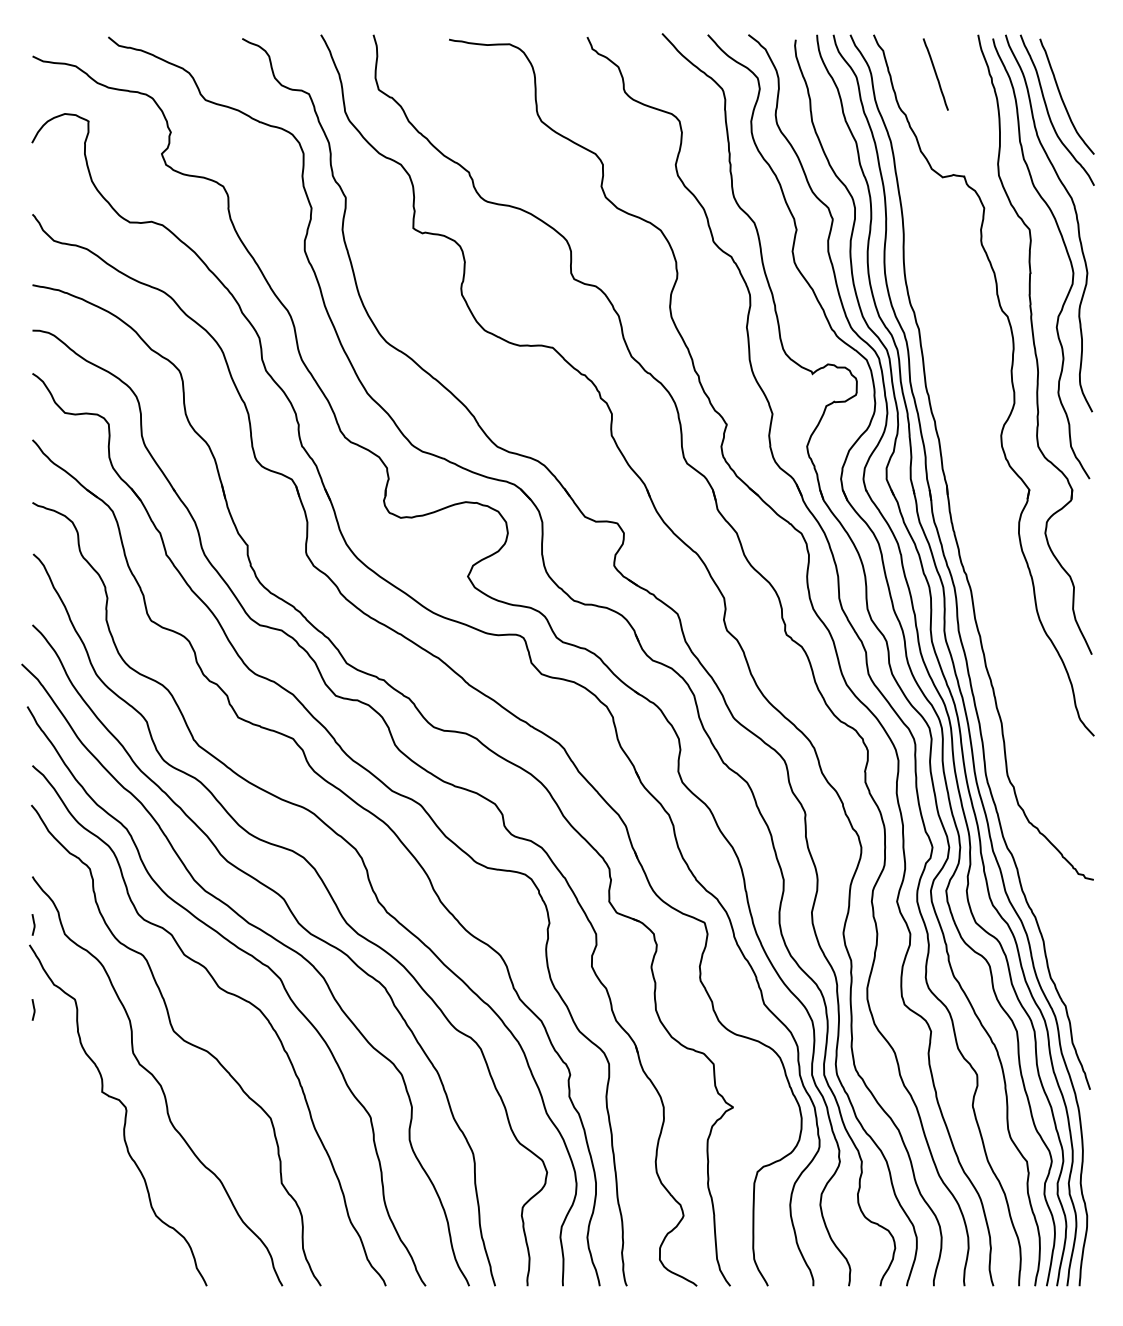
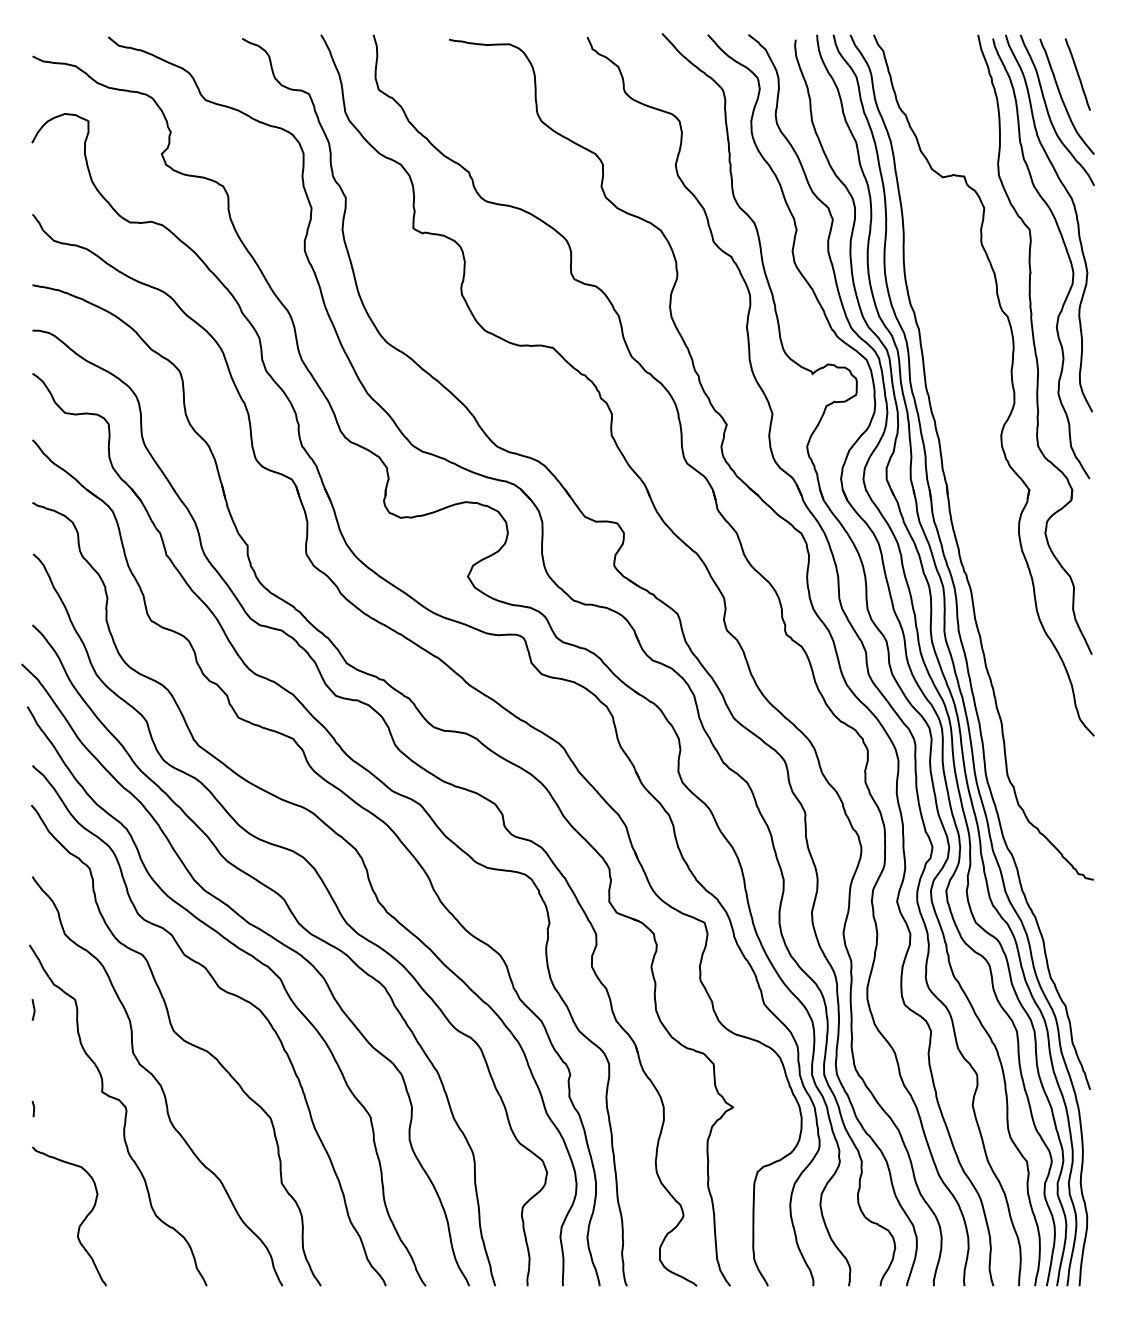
line position: (935, 74) -> (1077, 74) (1077, 74)
line: present -> none (33, 924)
line: none -> present (33, 1109)
curve: none -> present (79, 1224)
